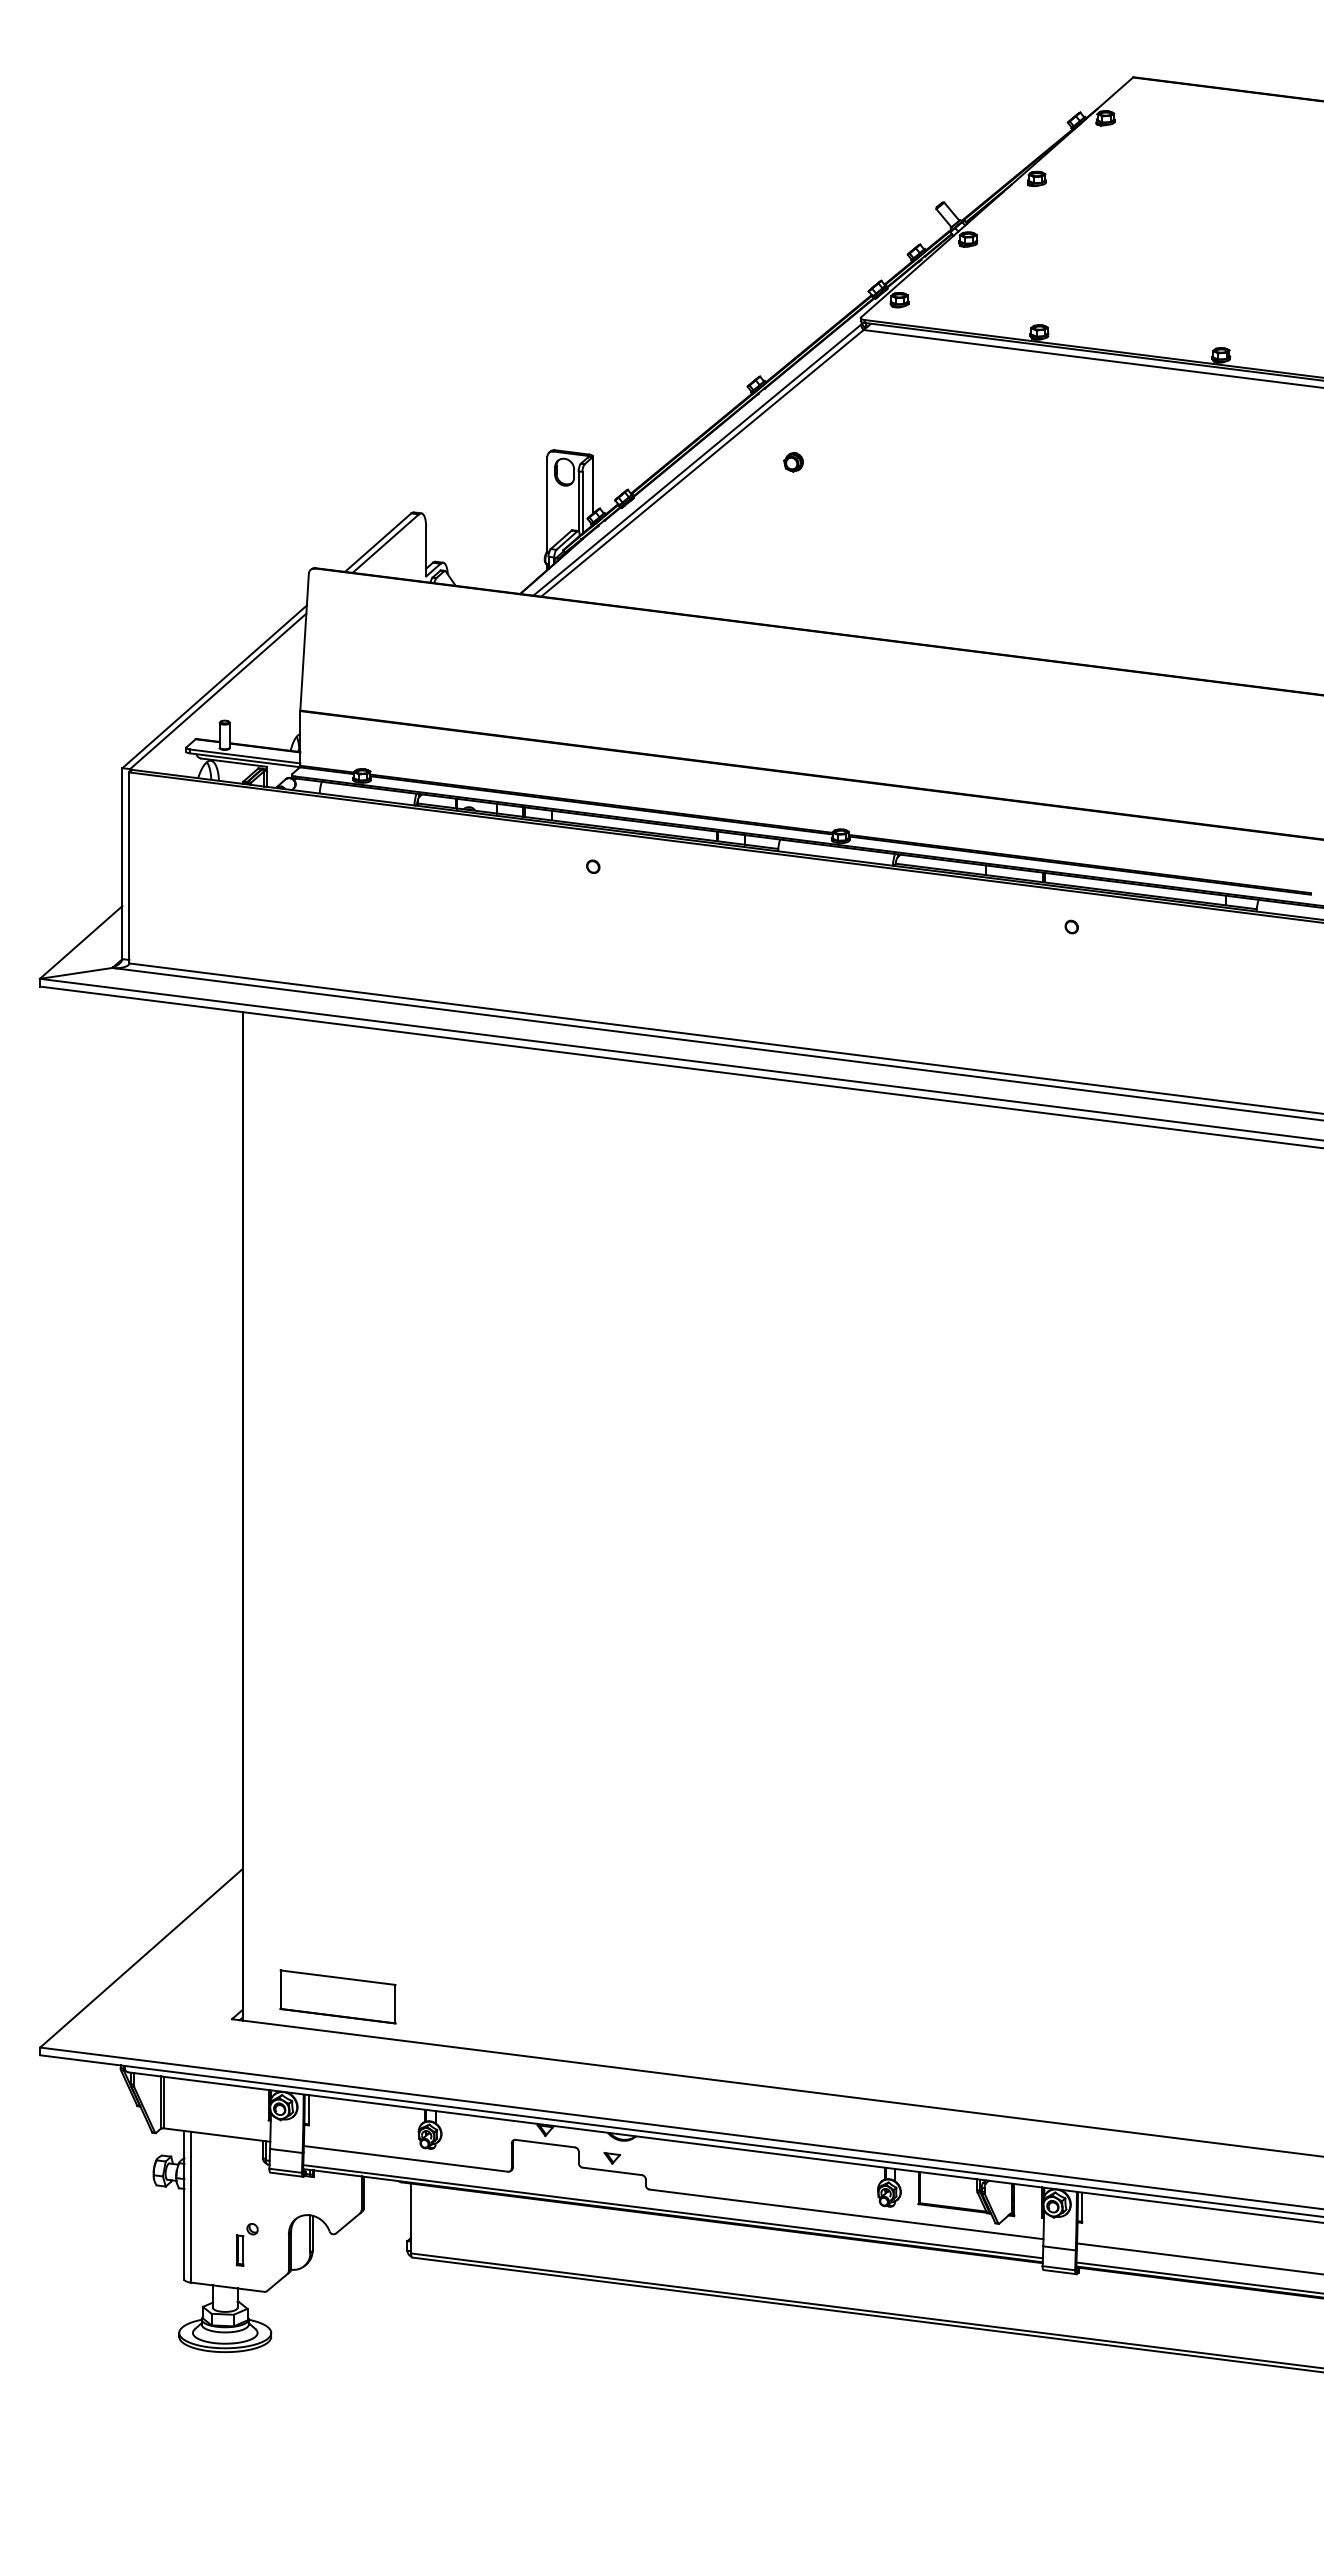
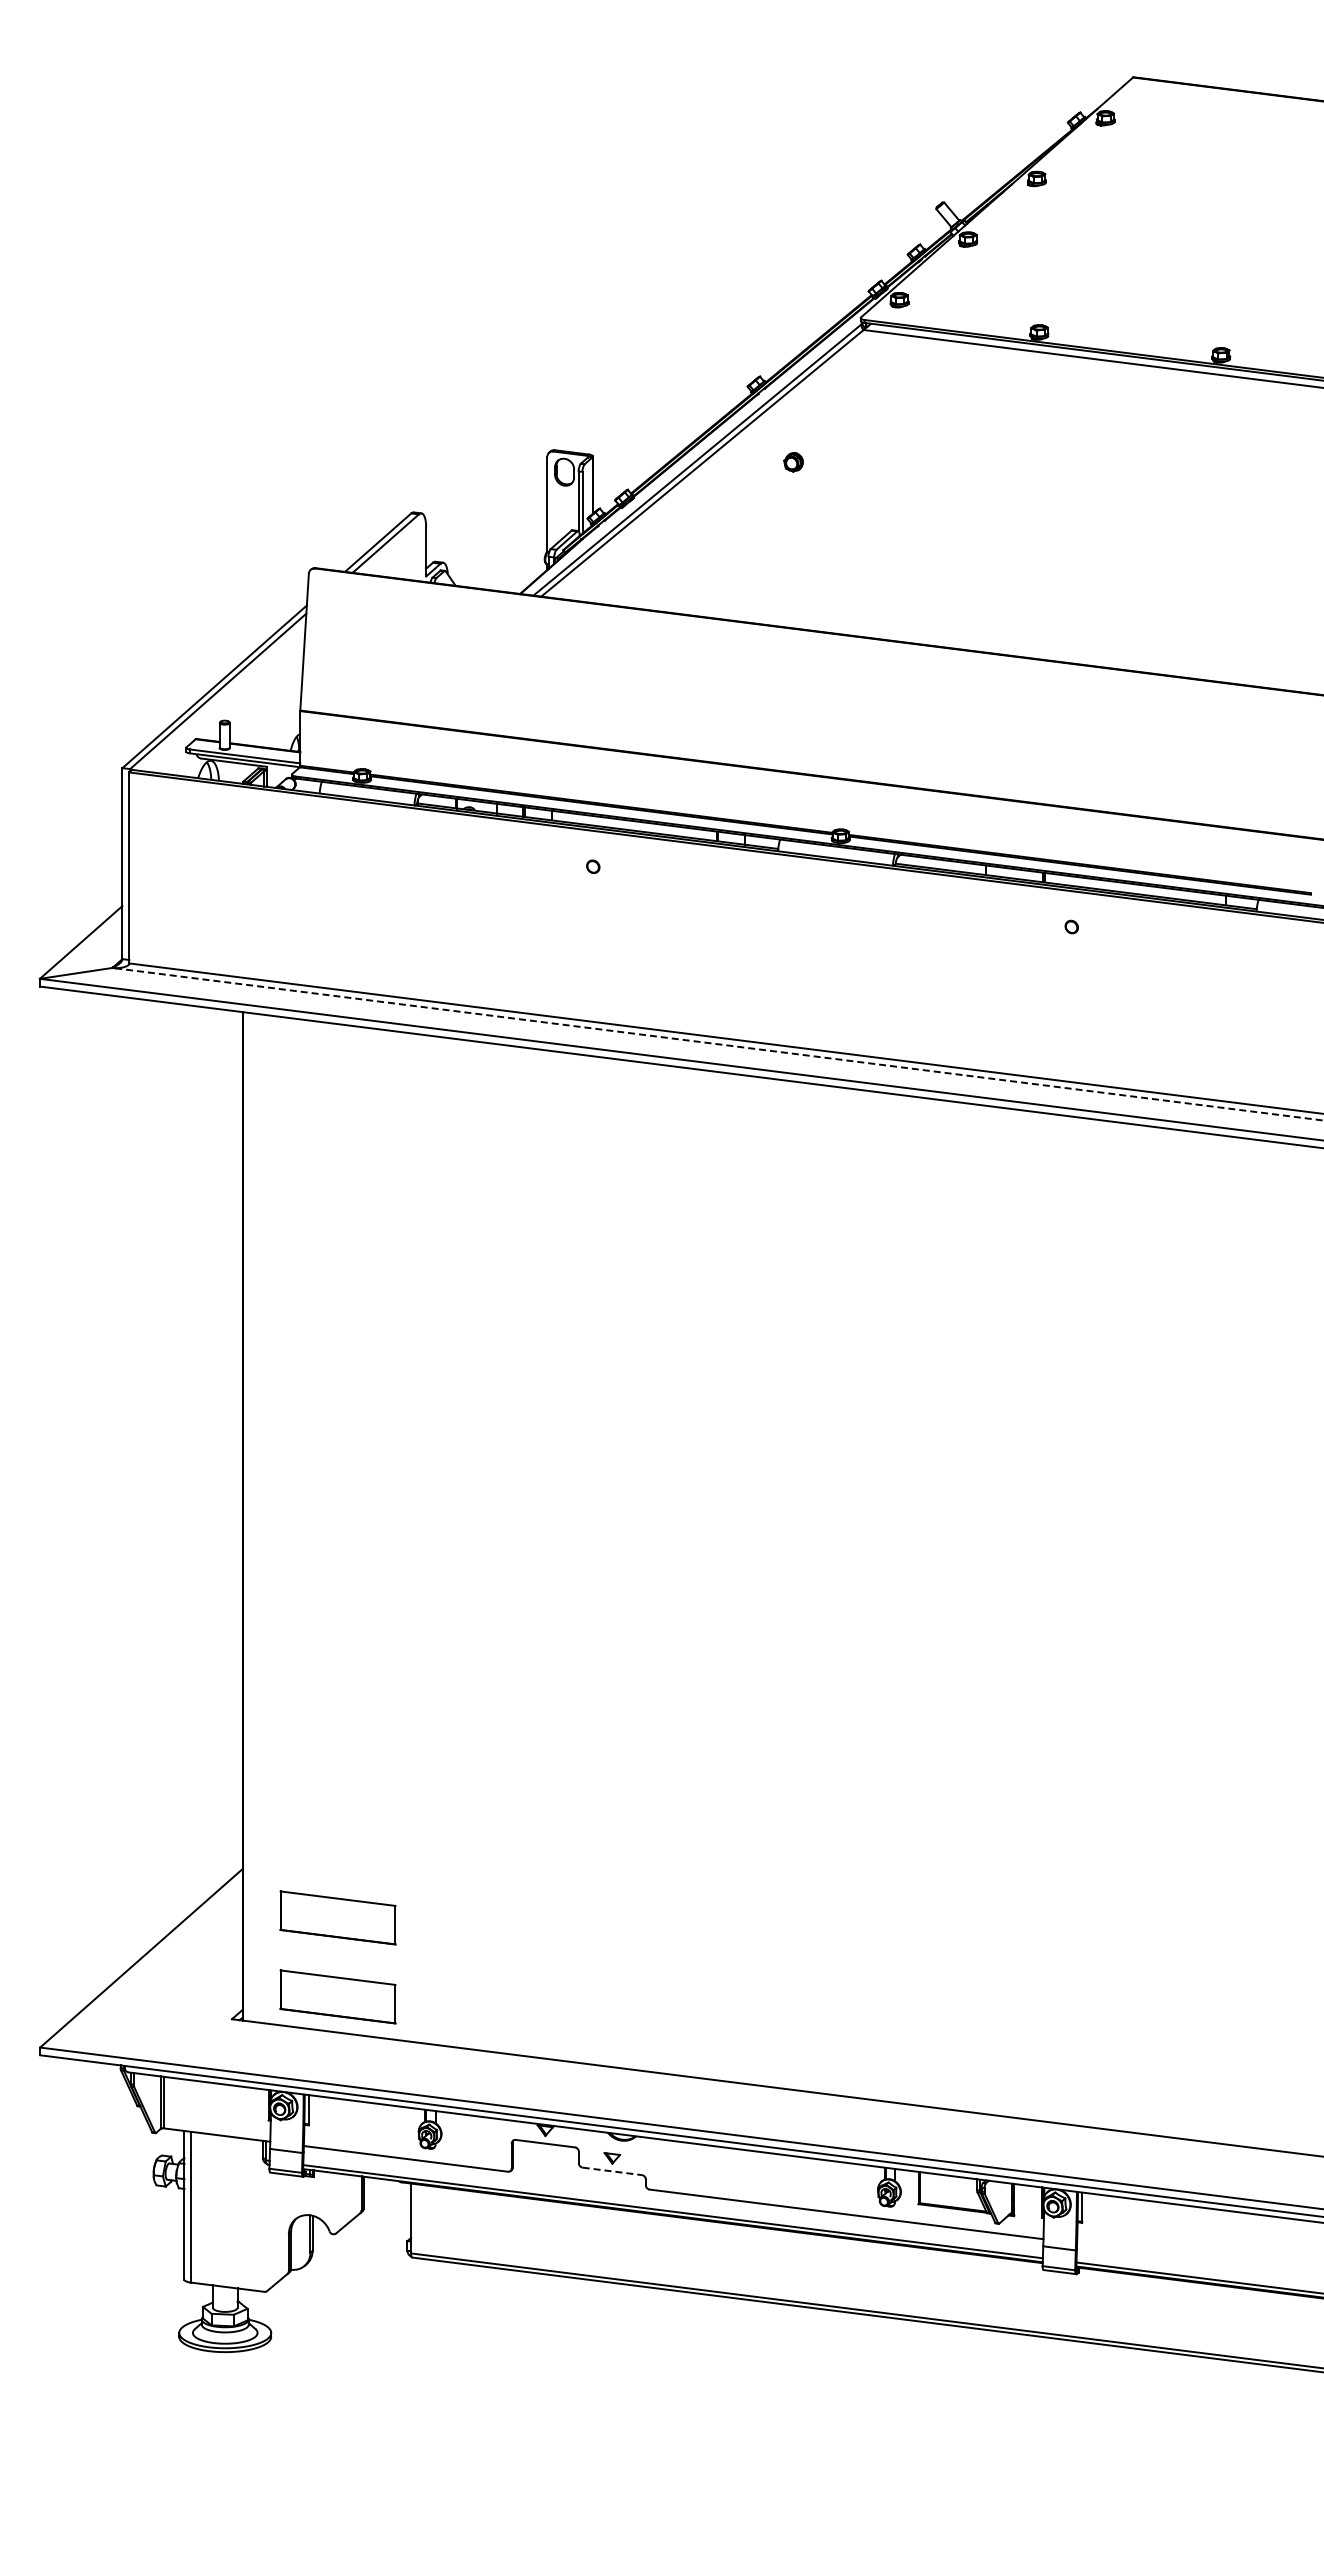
line: solid -> dashed (719, 1044)
part: none -> present (337, 1917)
line: solid -> dashed (612, 2171)
part: present -> none (246, 2244)
line: present -> none (1198, 2258)
